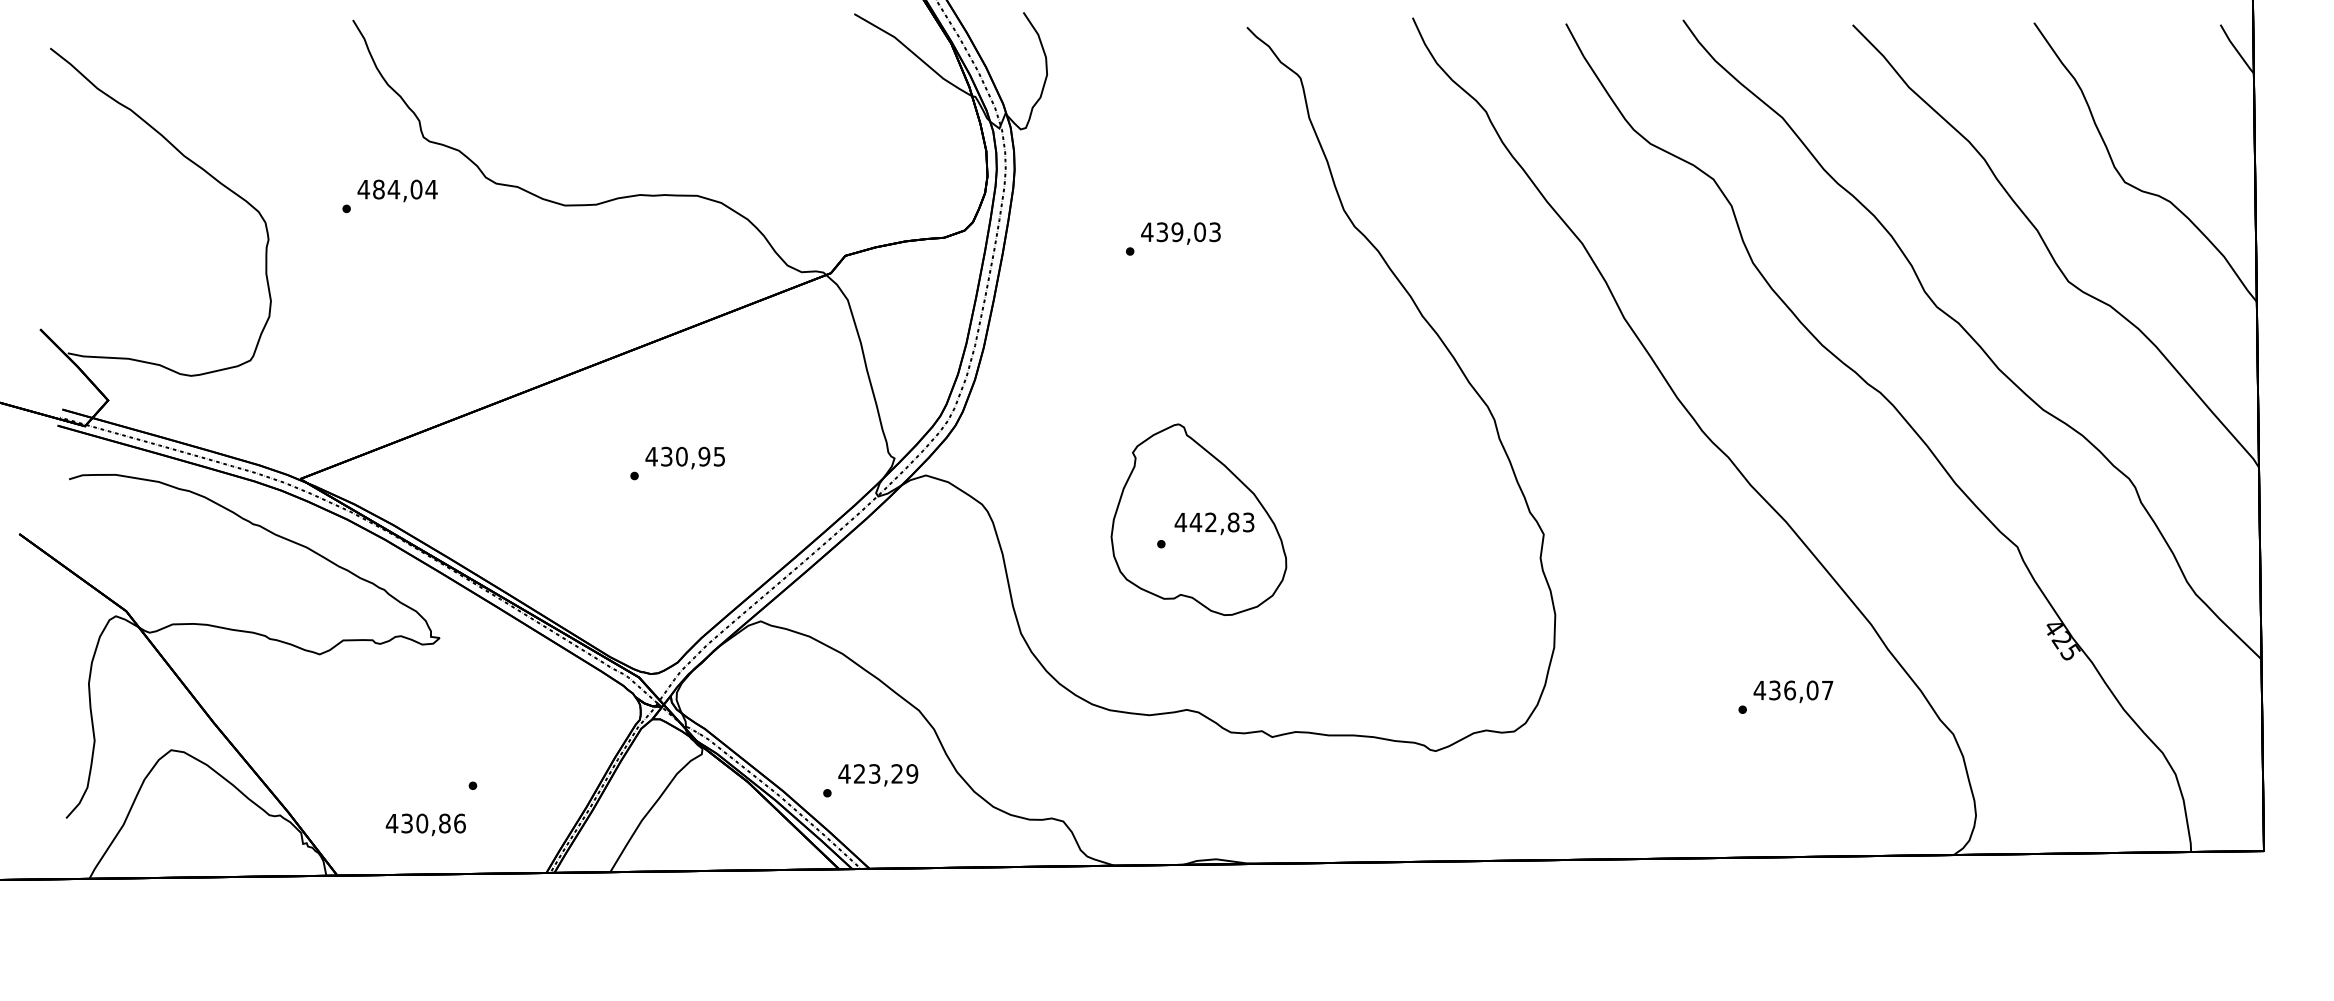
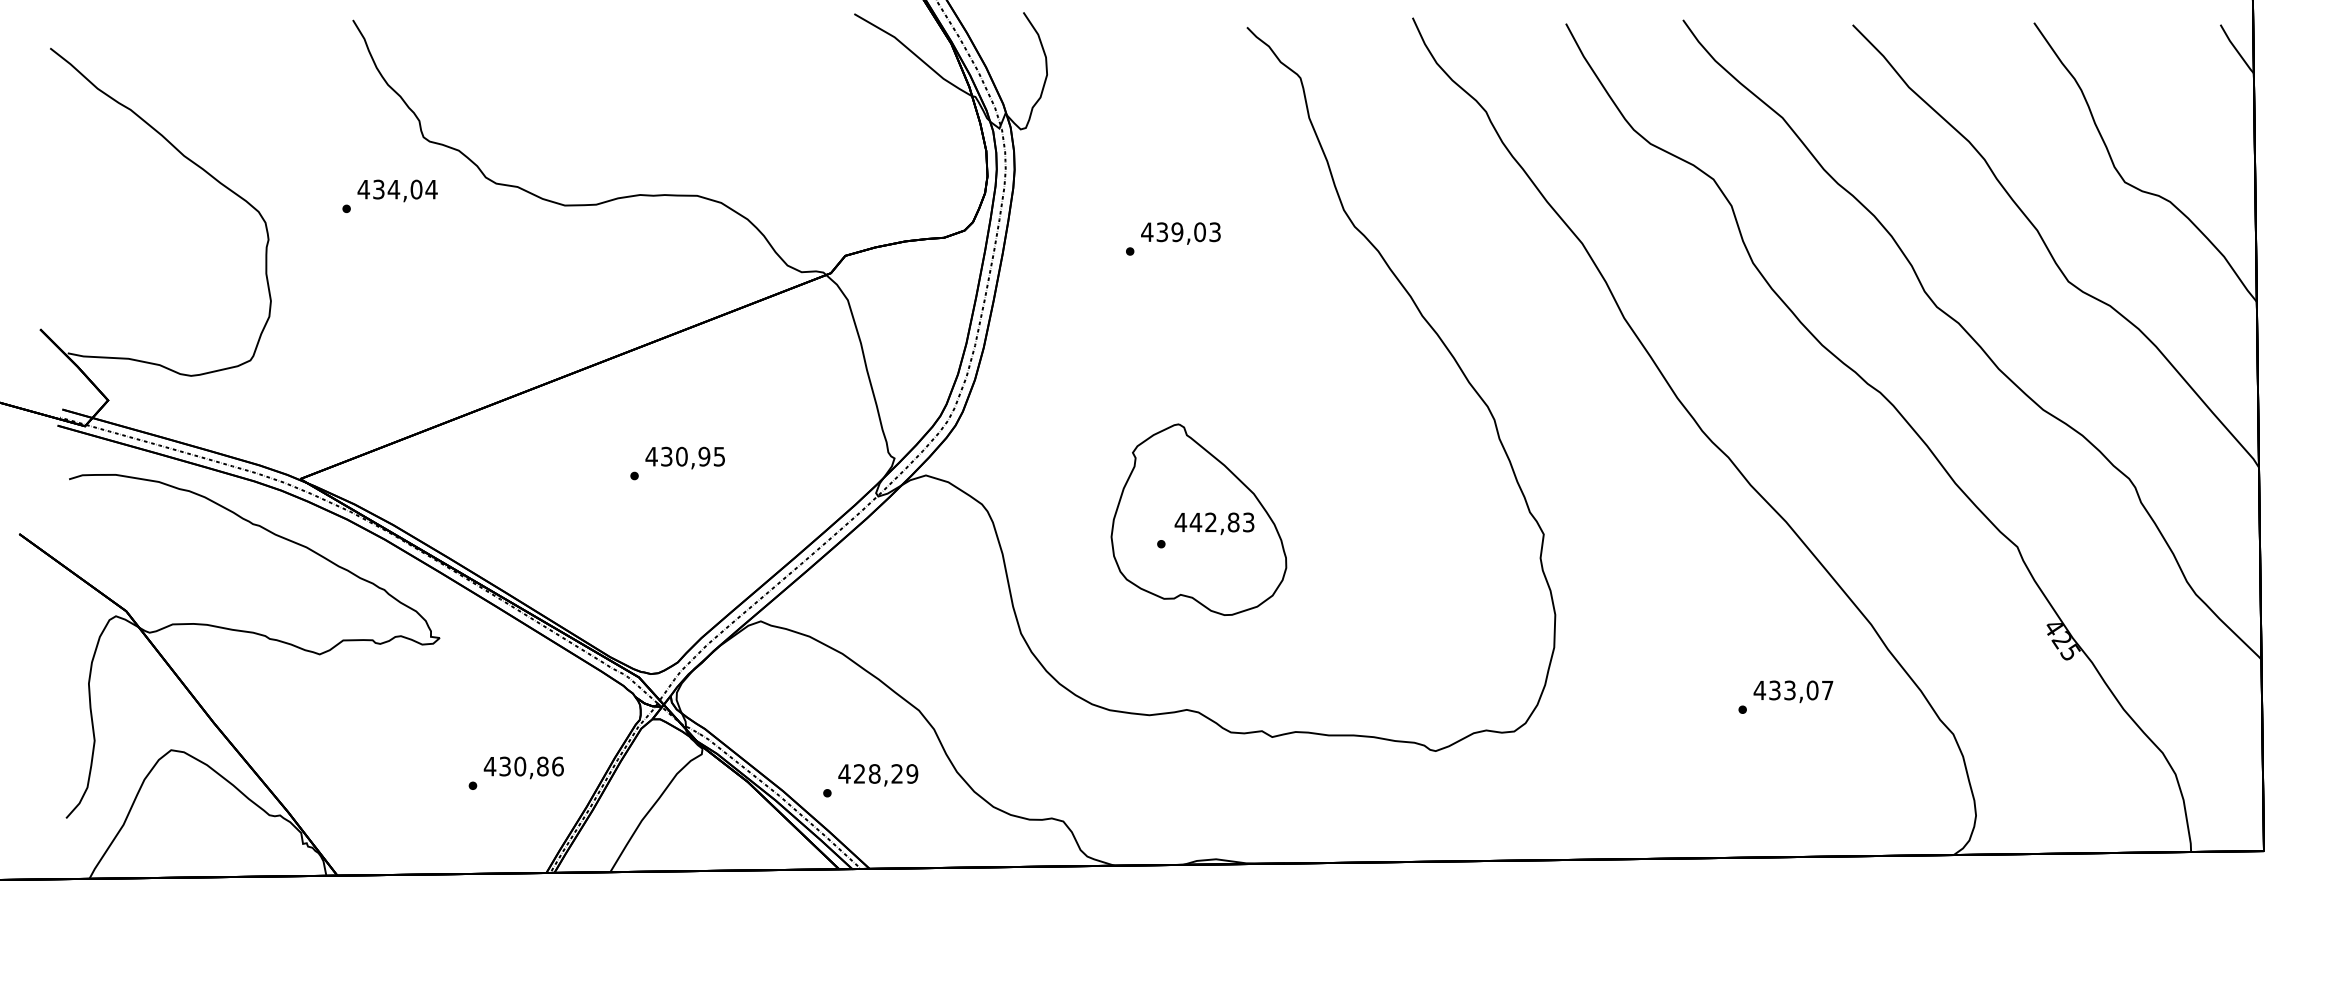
text: 484,04 -> 434,04 (378, 189)
text: 436,07 -> 433,07 (1790, 690)
text: 423,29 -> 428,29 (874, 773)
text position: (425, 824) -> (523, 767) (523, 767)
